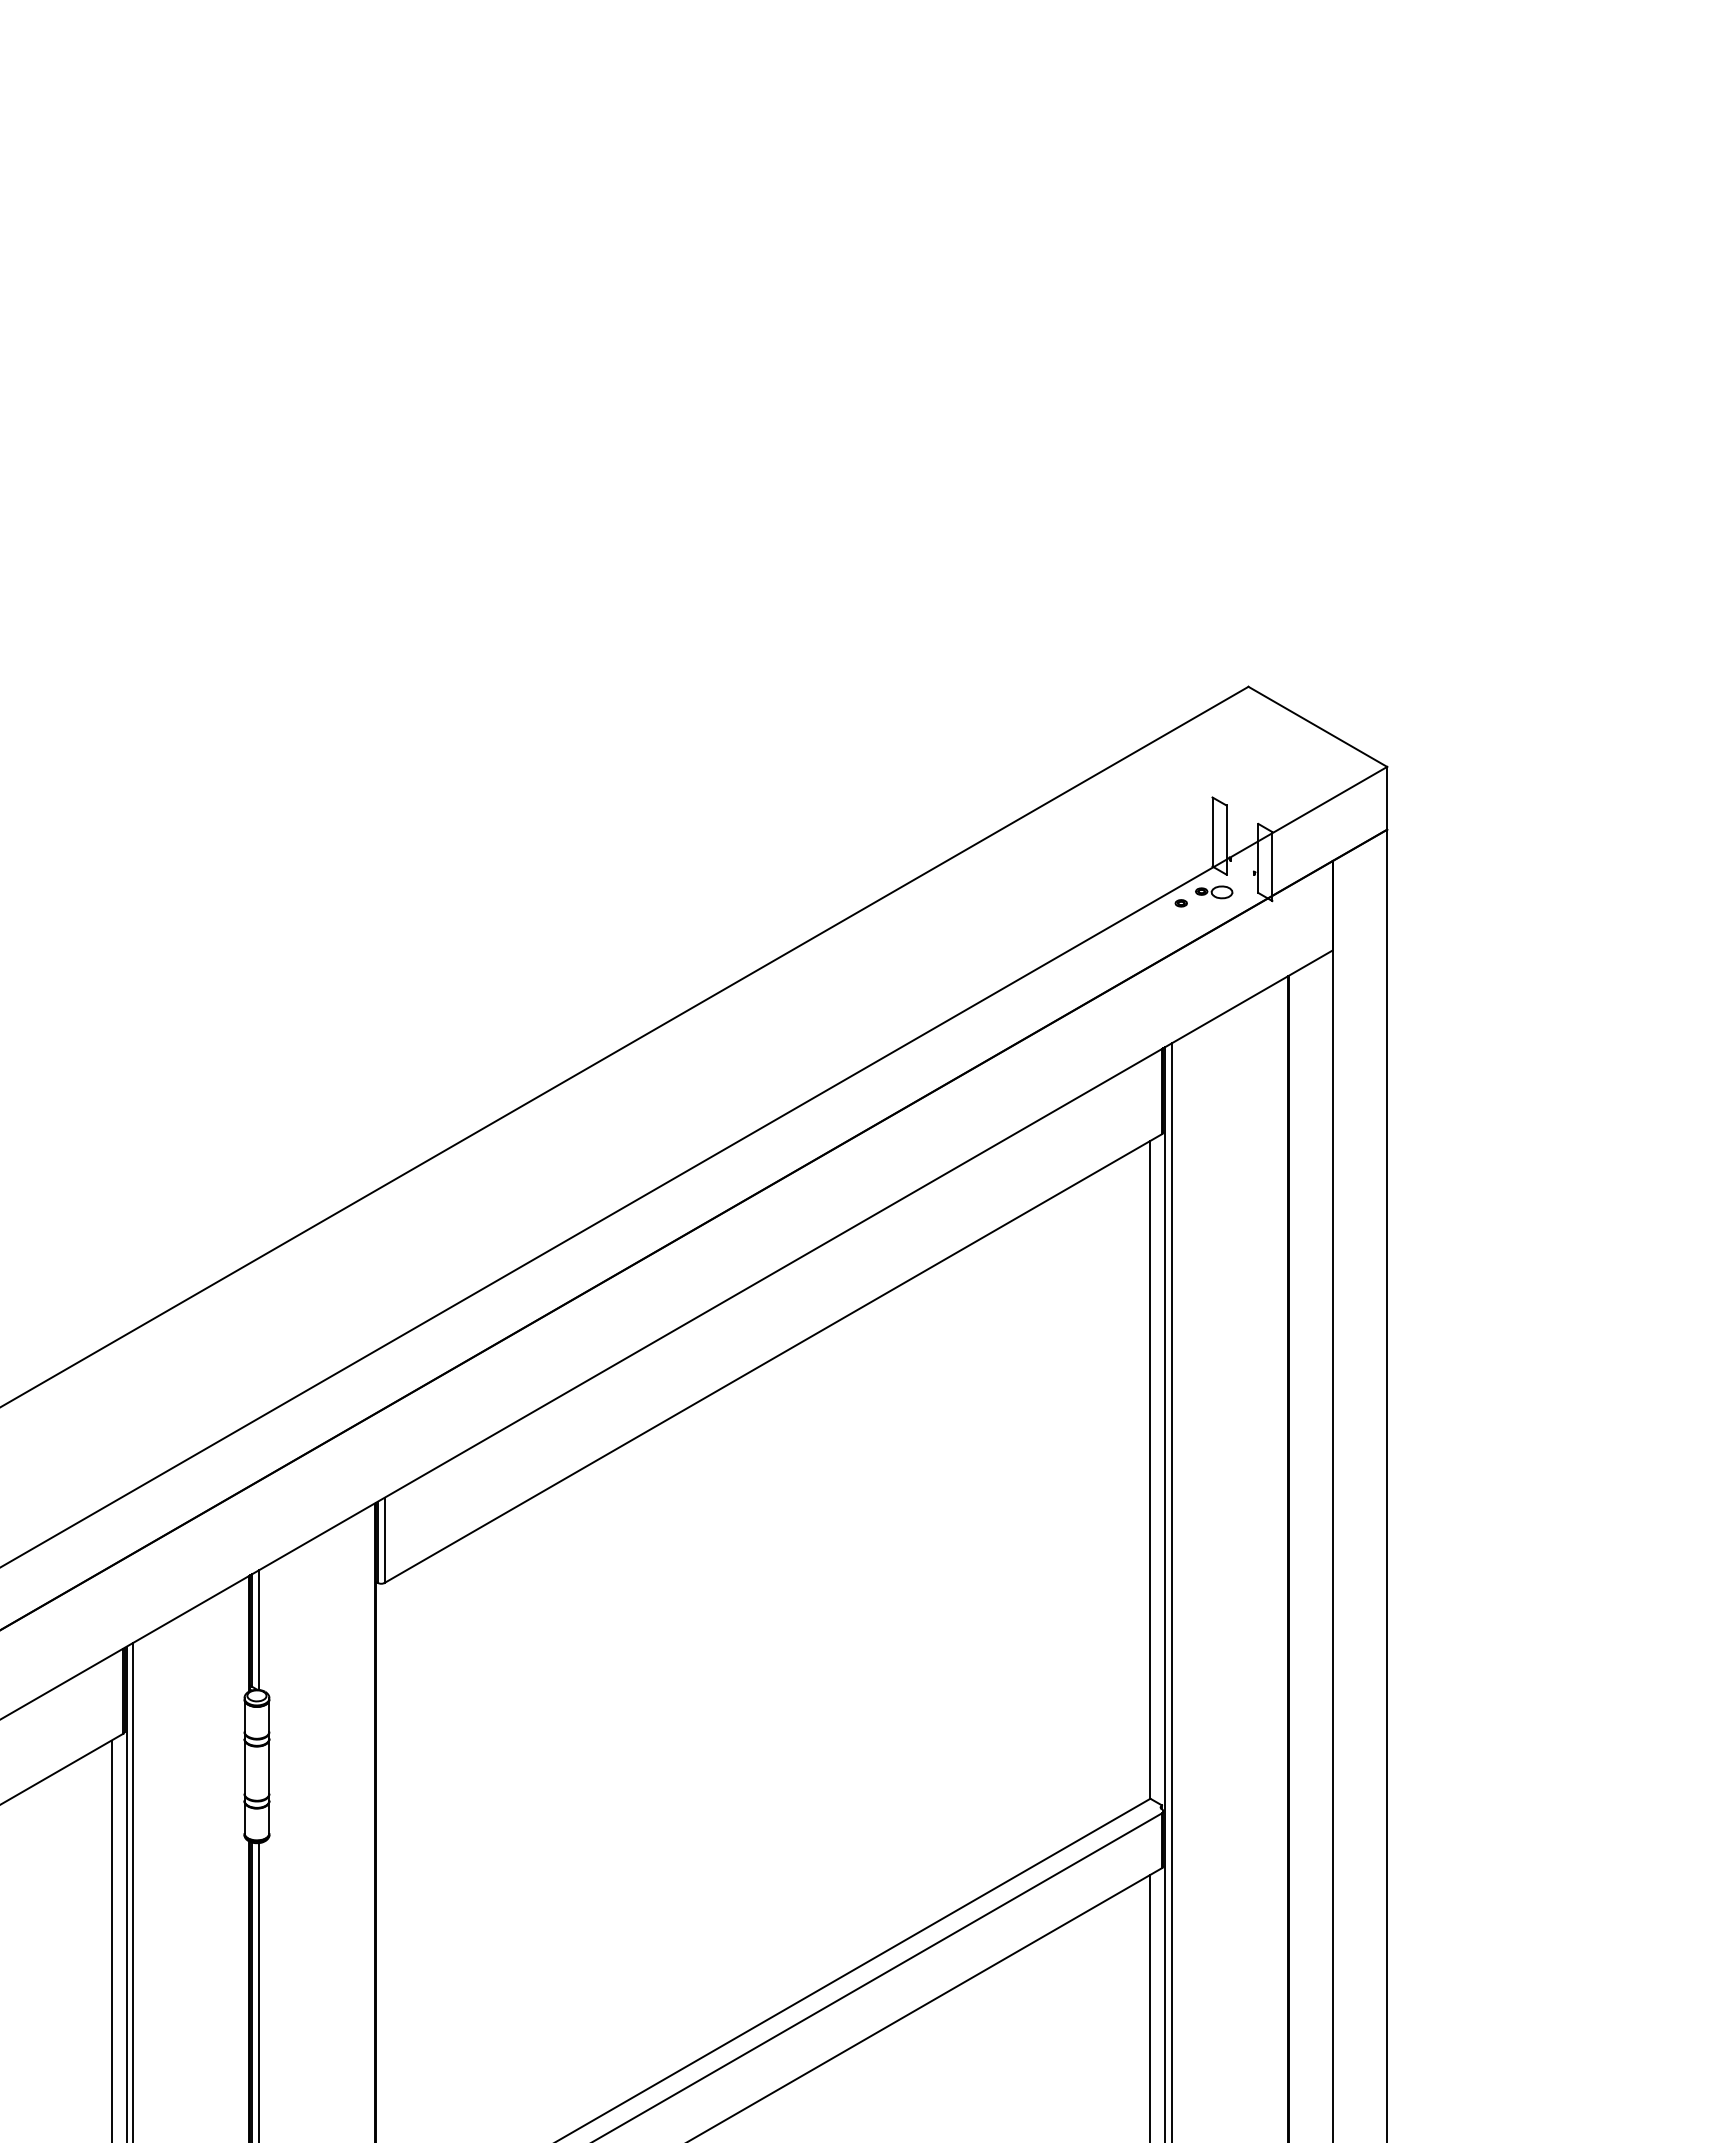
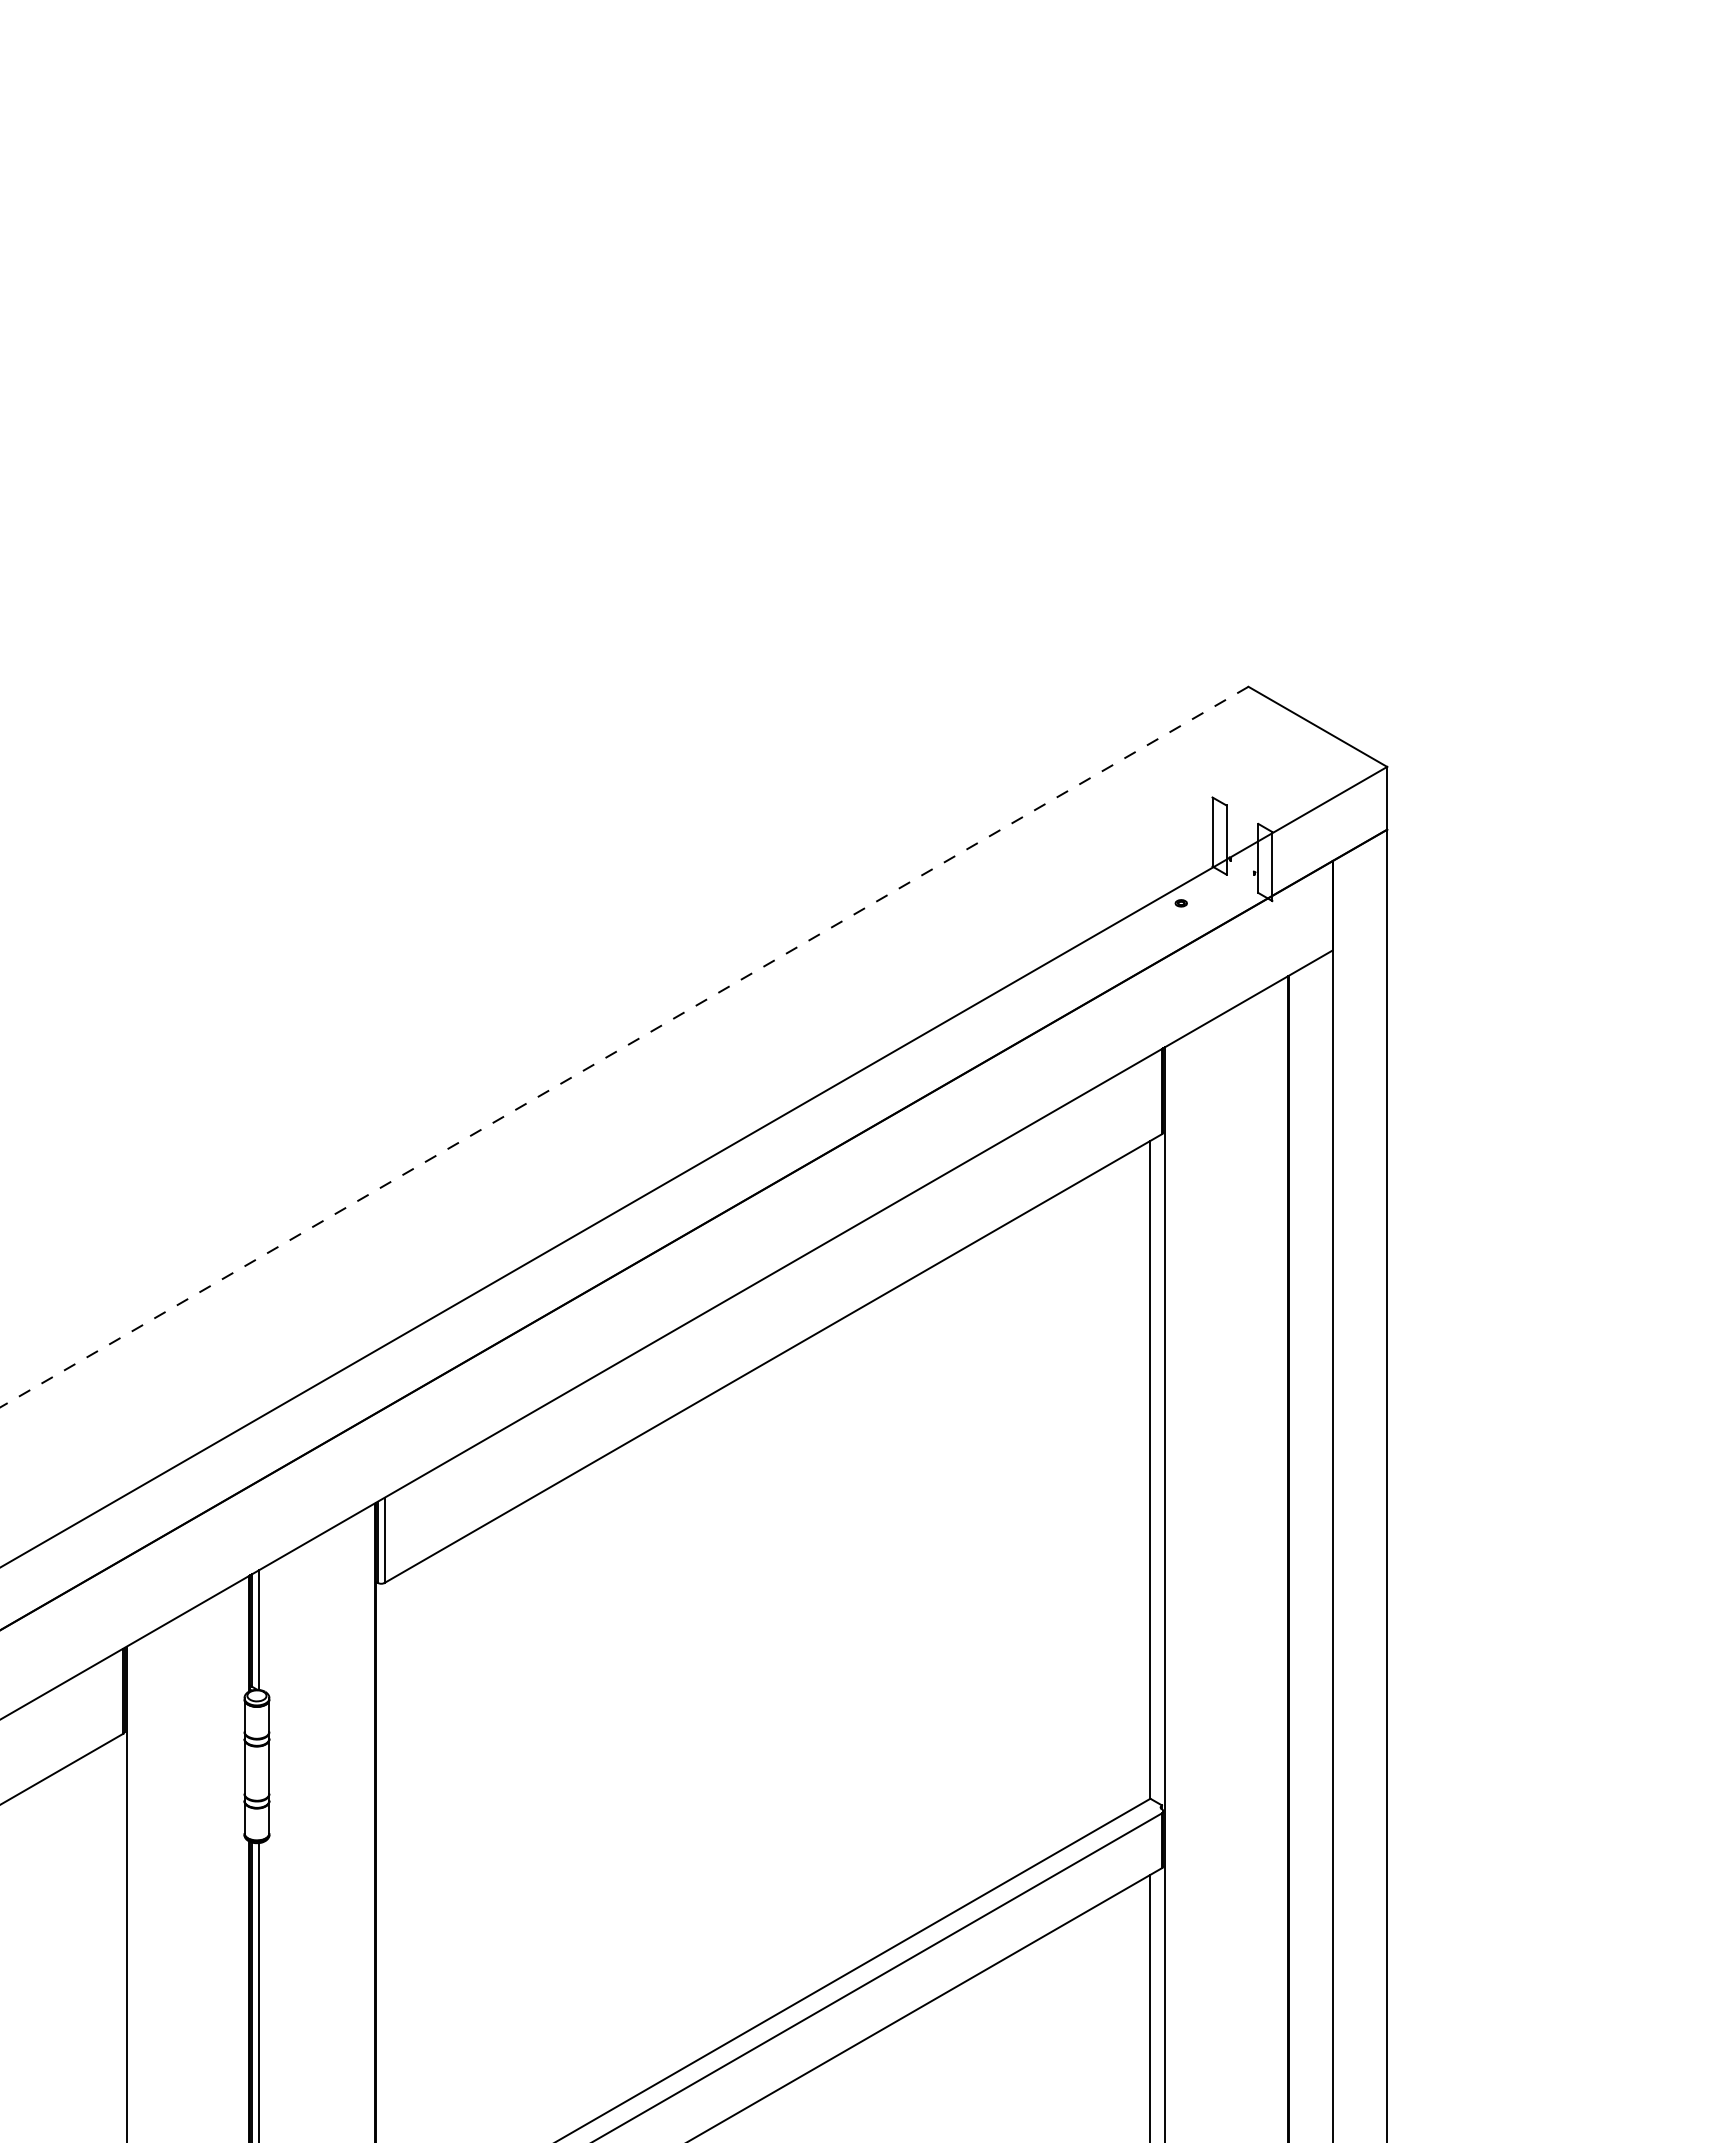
part: present -> none (1214, 892)
line: solid -> dashed (624, 1047)
line: present -> none (1172, 1591)
line: present -> none (133, 1890)
line: present -> none (111, 1939)
